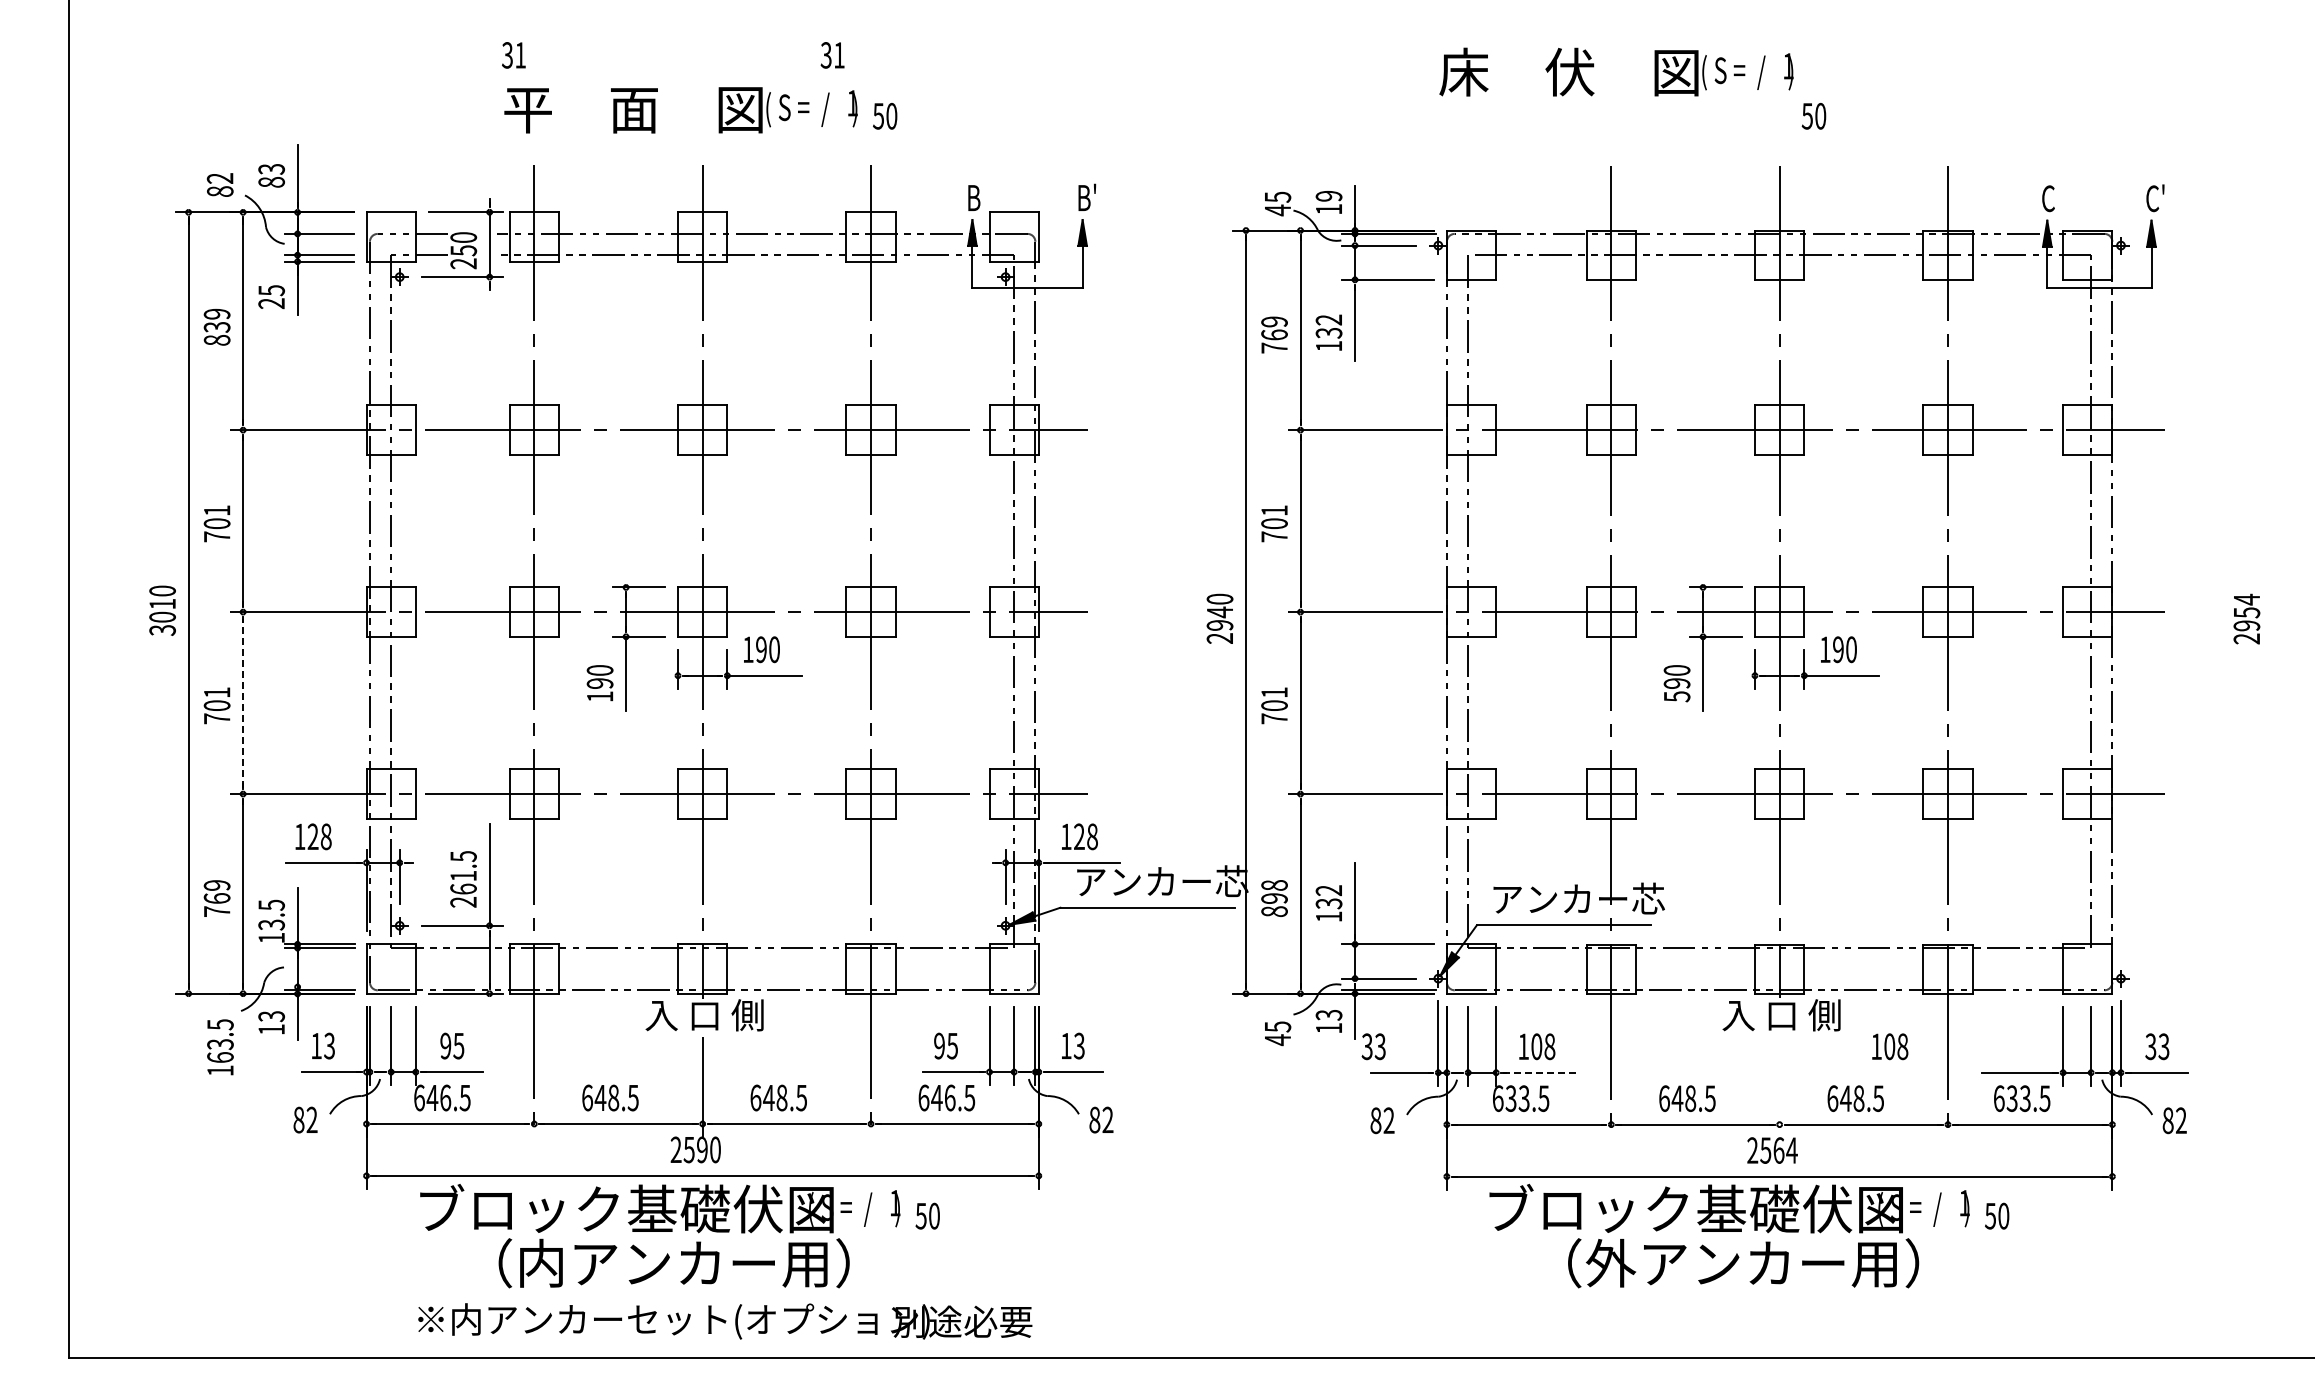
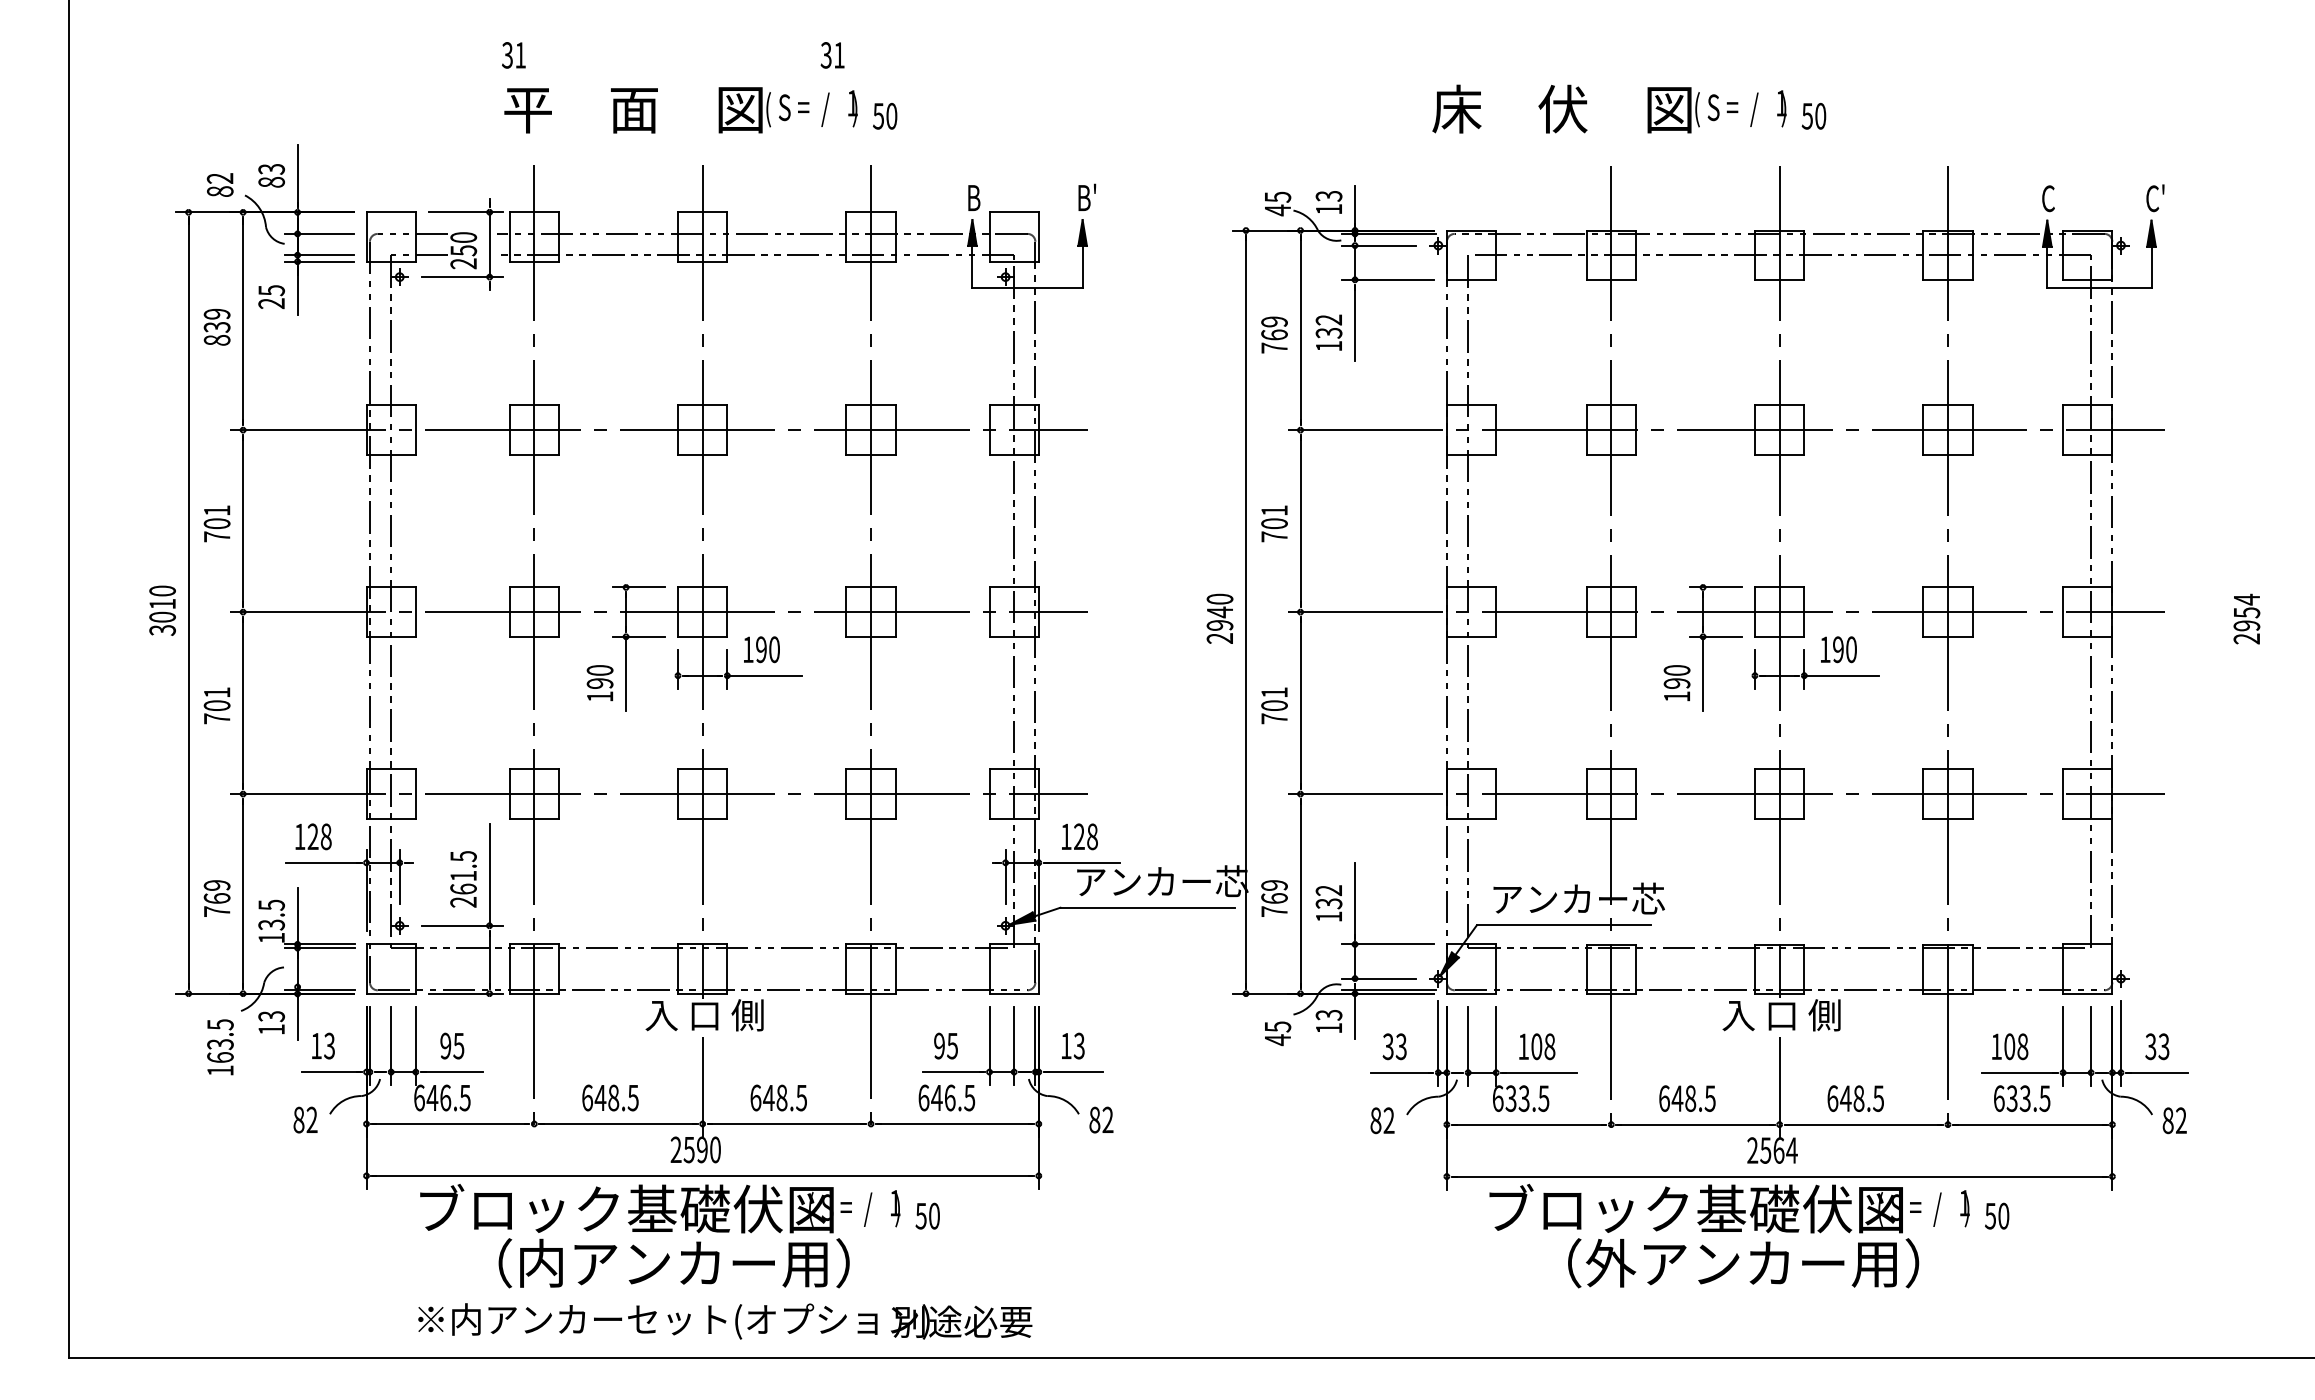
text position: (1616, 71) -> (1609, 108) (1609, 108)
text: 19 -> 13 (1328, 196)
text: 590 -> 190 (1677, 696)
line: dashed -> solid (243, 702)
text: 898 -> 769 (1274, 898)
text position: (1373, 1046) -> (1394, 1046) (1394, 1046)
text position: (1890, 1046) -> (2010, 1046) (2010, 1046)
line: dashed -> solid (1540, 1072)
line: none -> present (1779, 1087)
